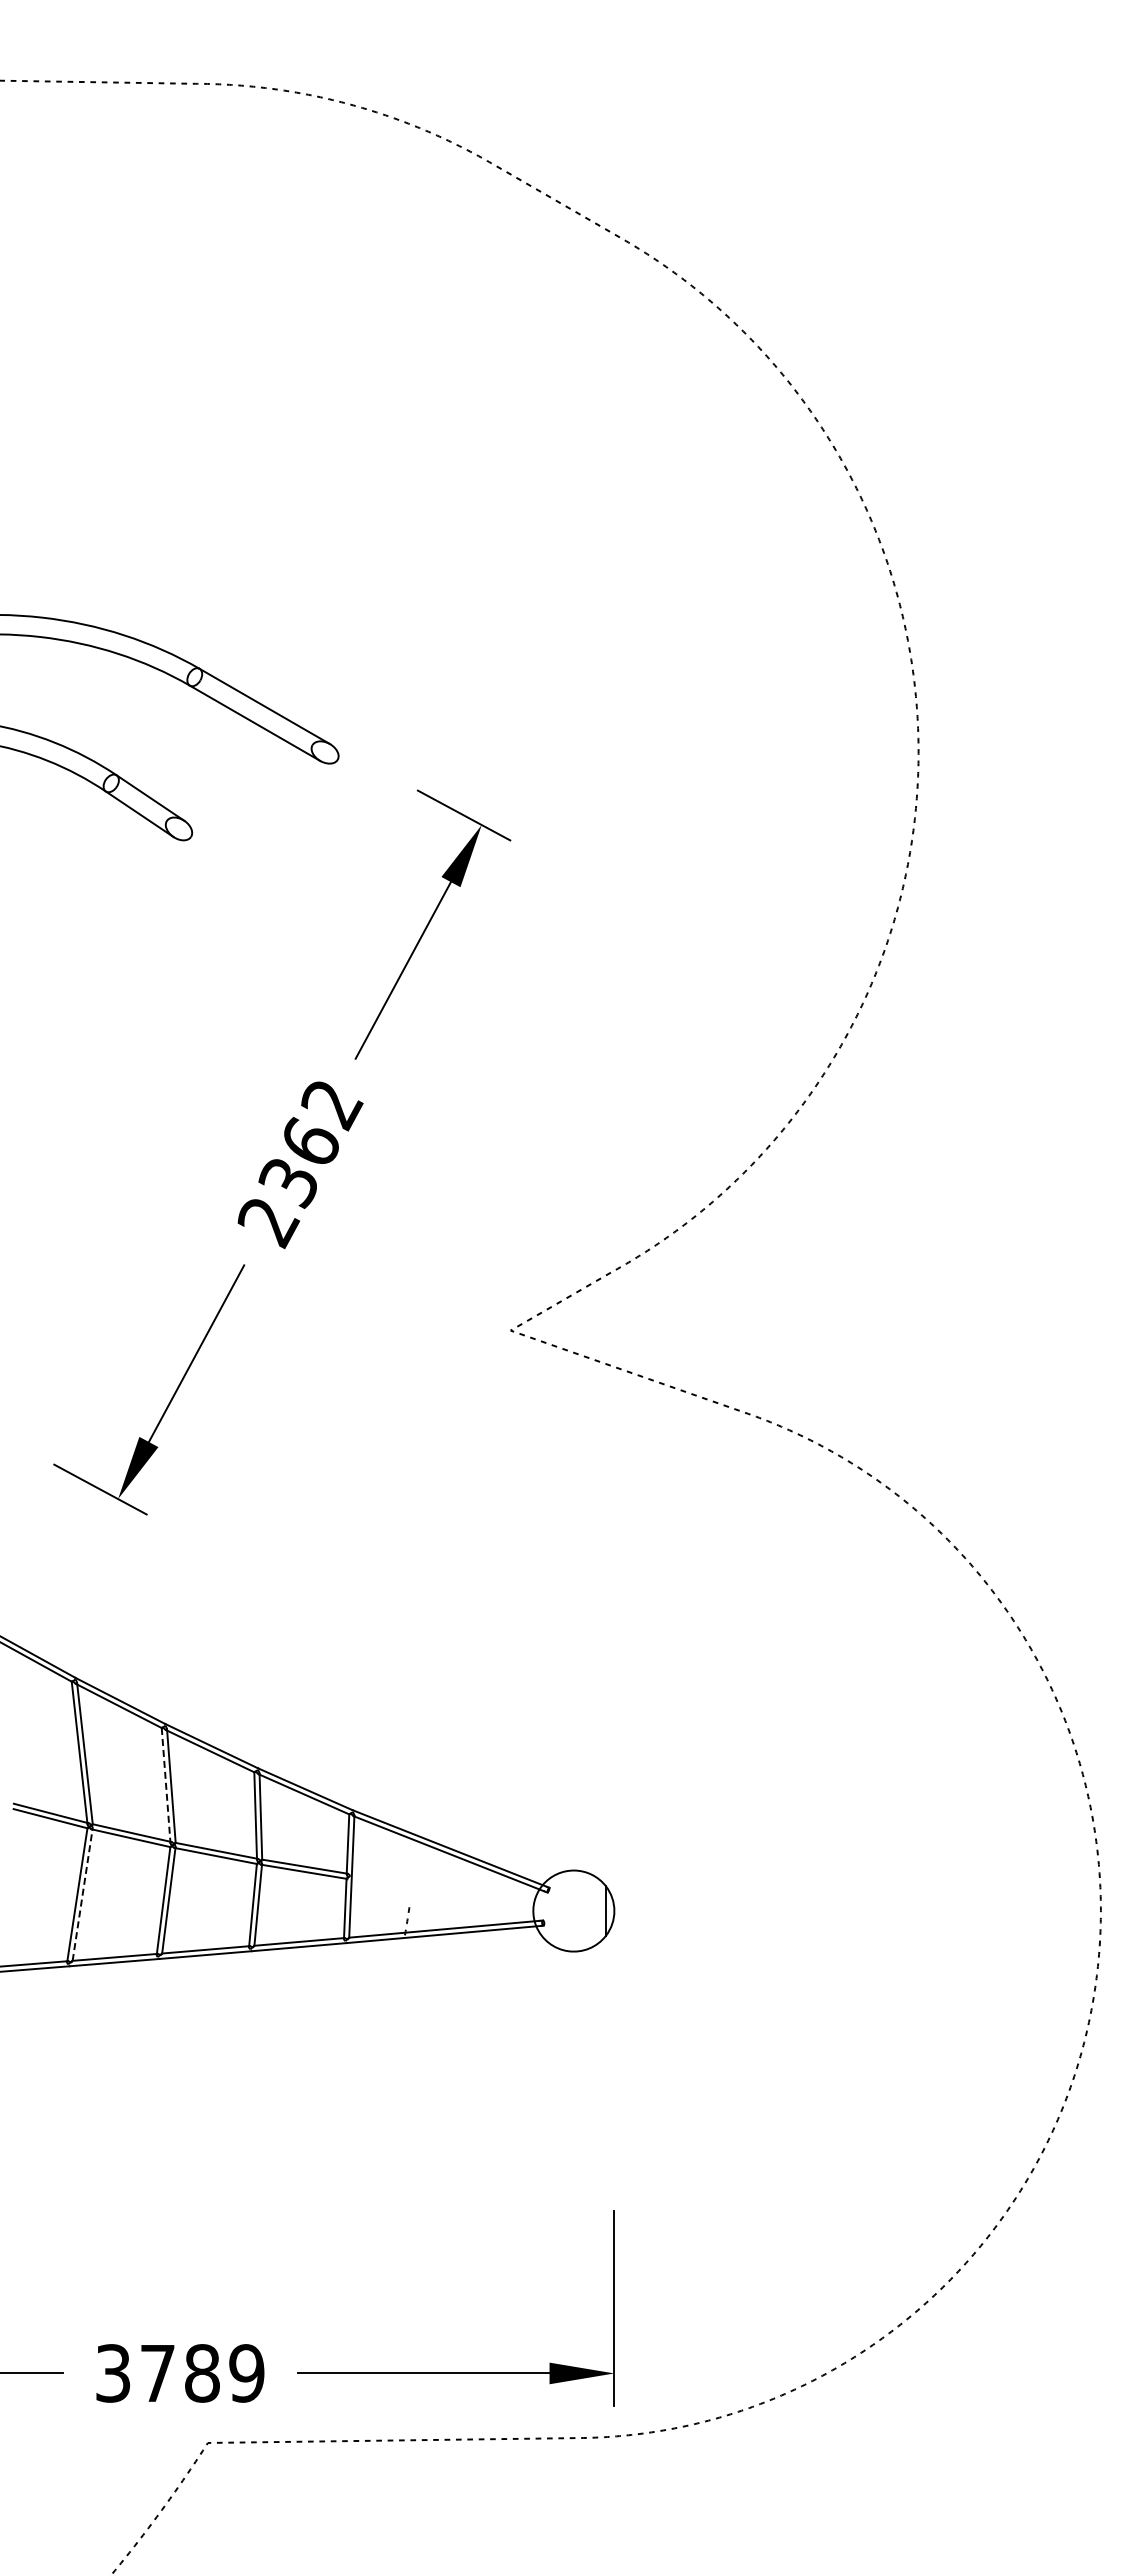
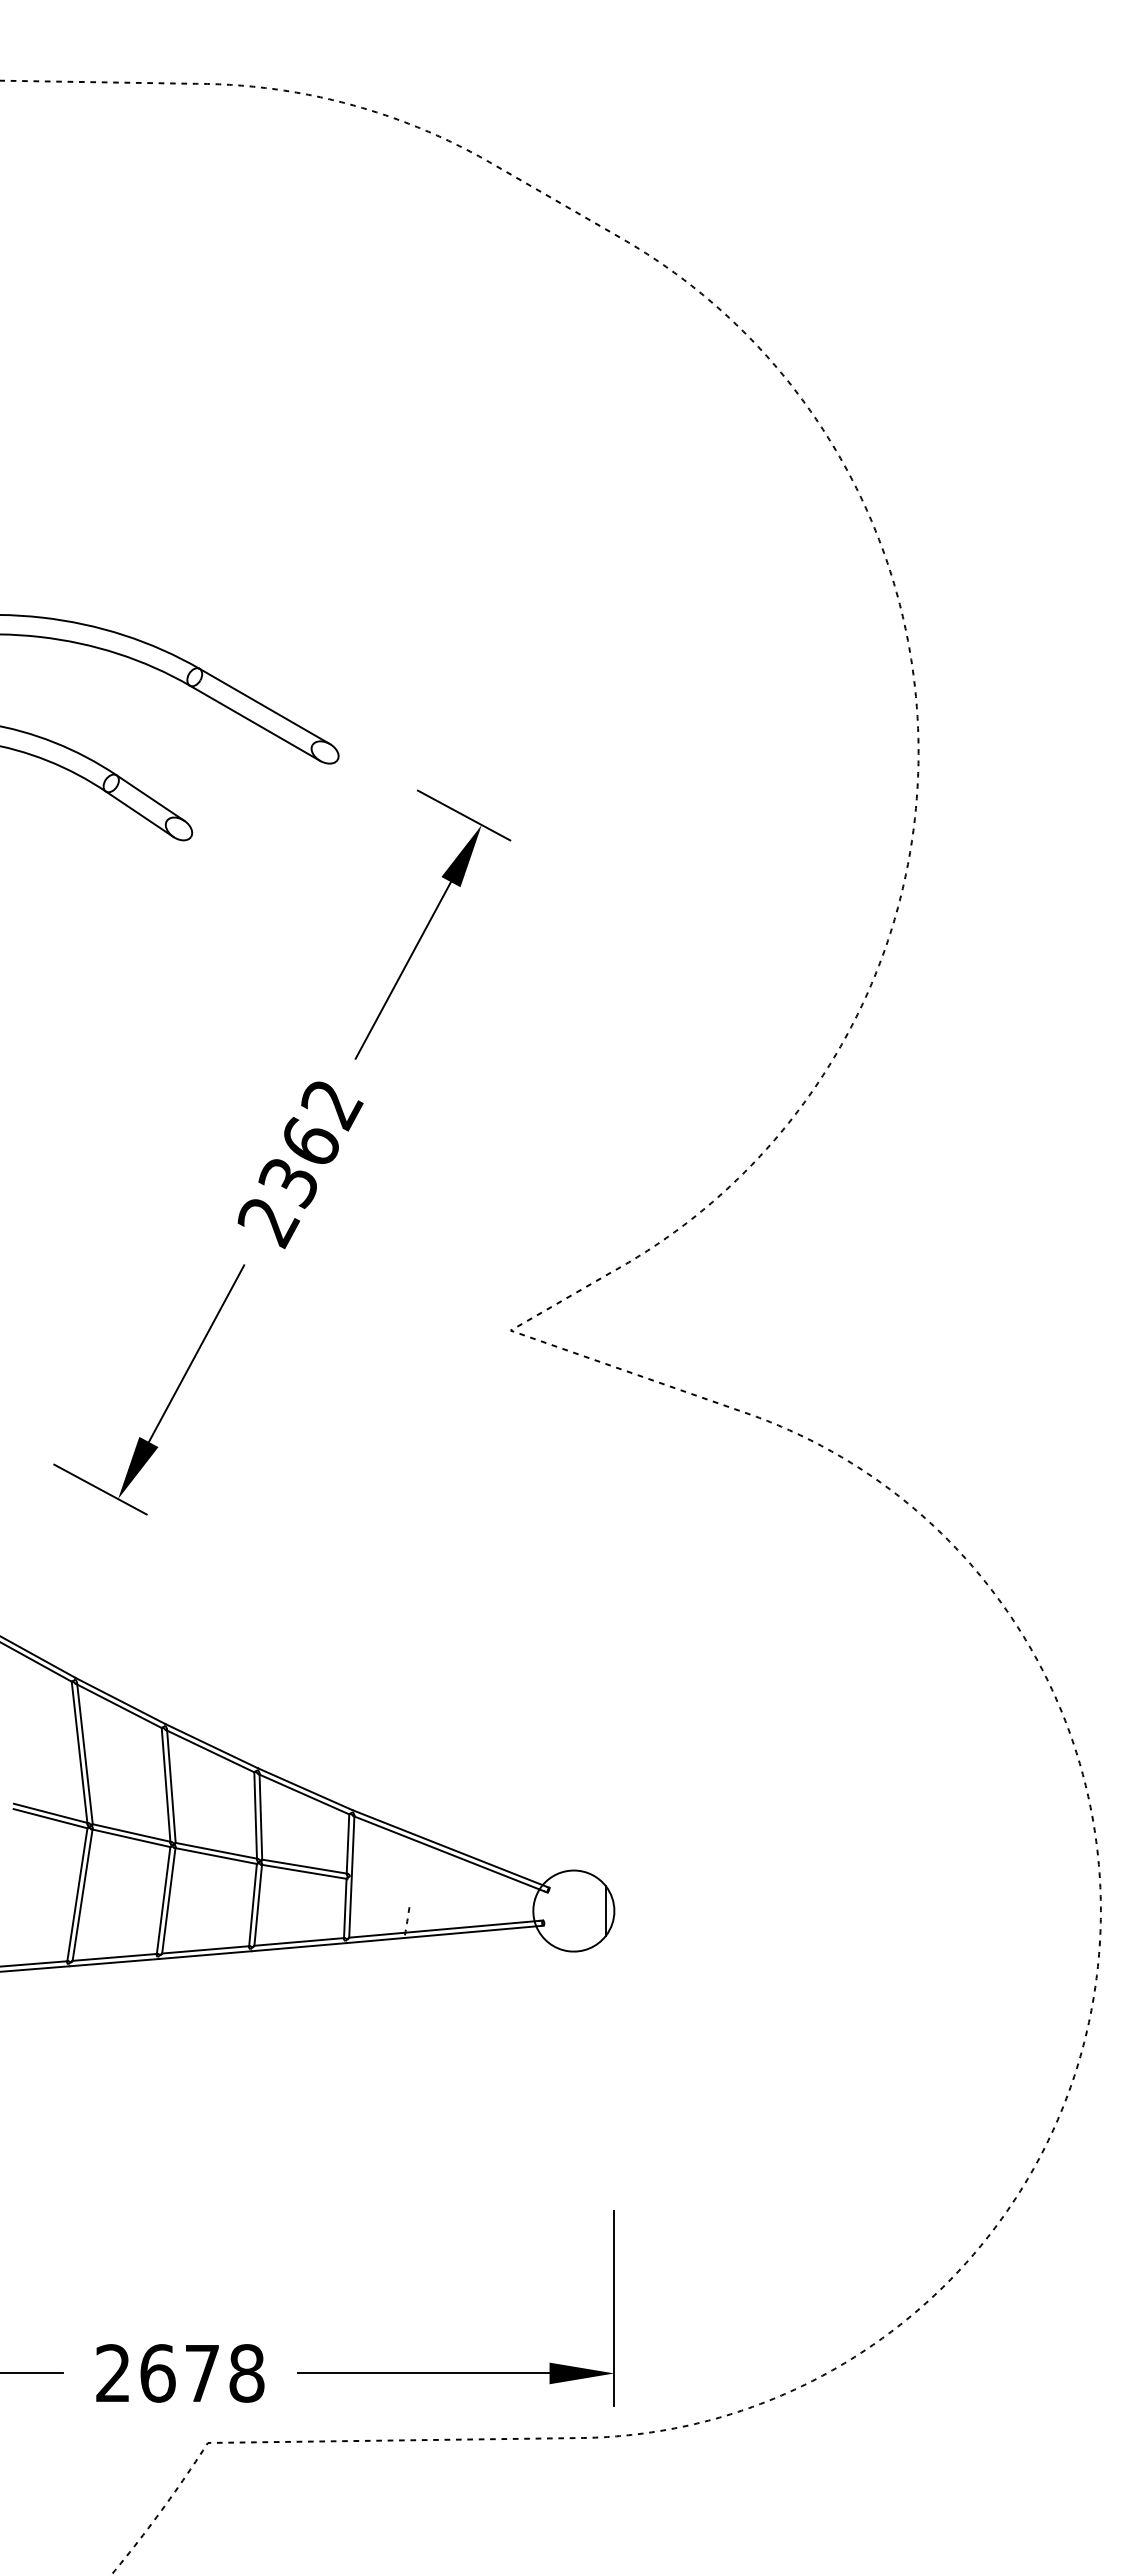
line: dashed -> solid (166, 1785)
line: dashed -> solid (82, 1894)
text: 3789 -> 2678 (180, 2373)
